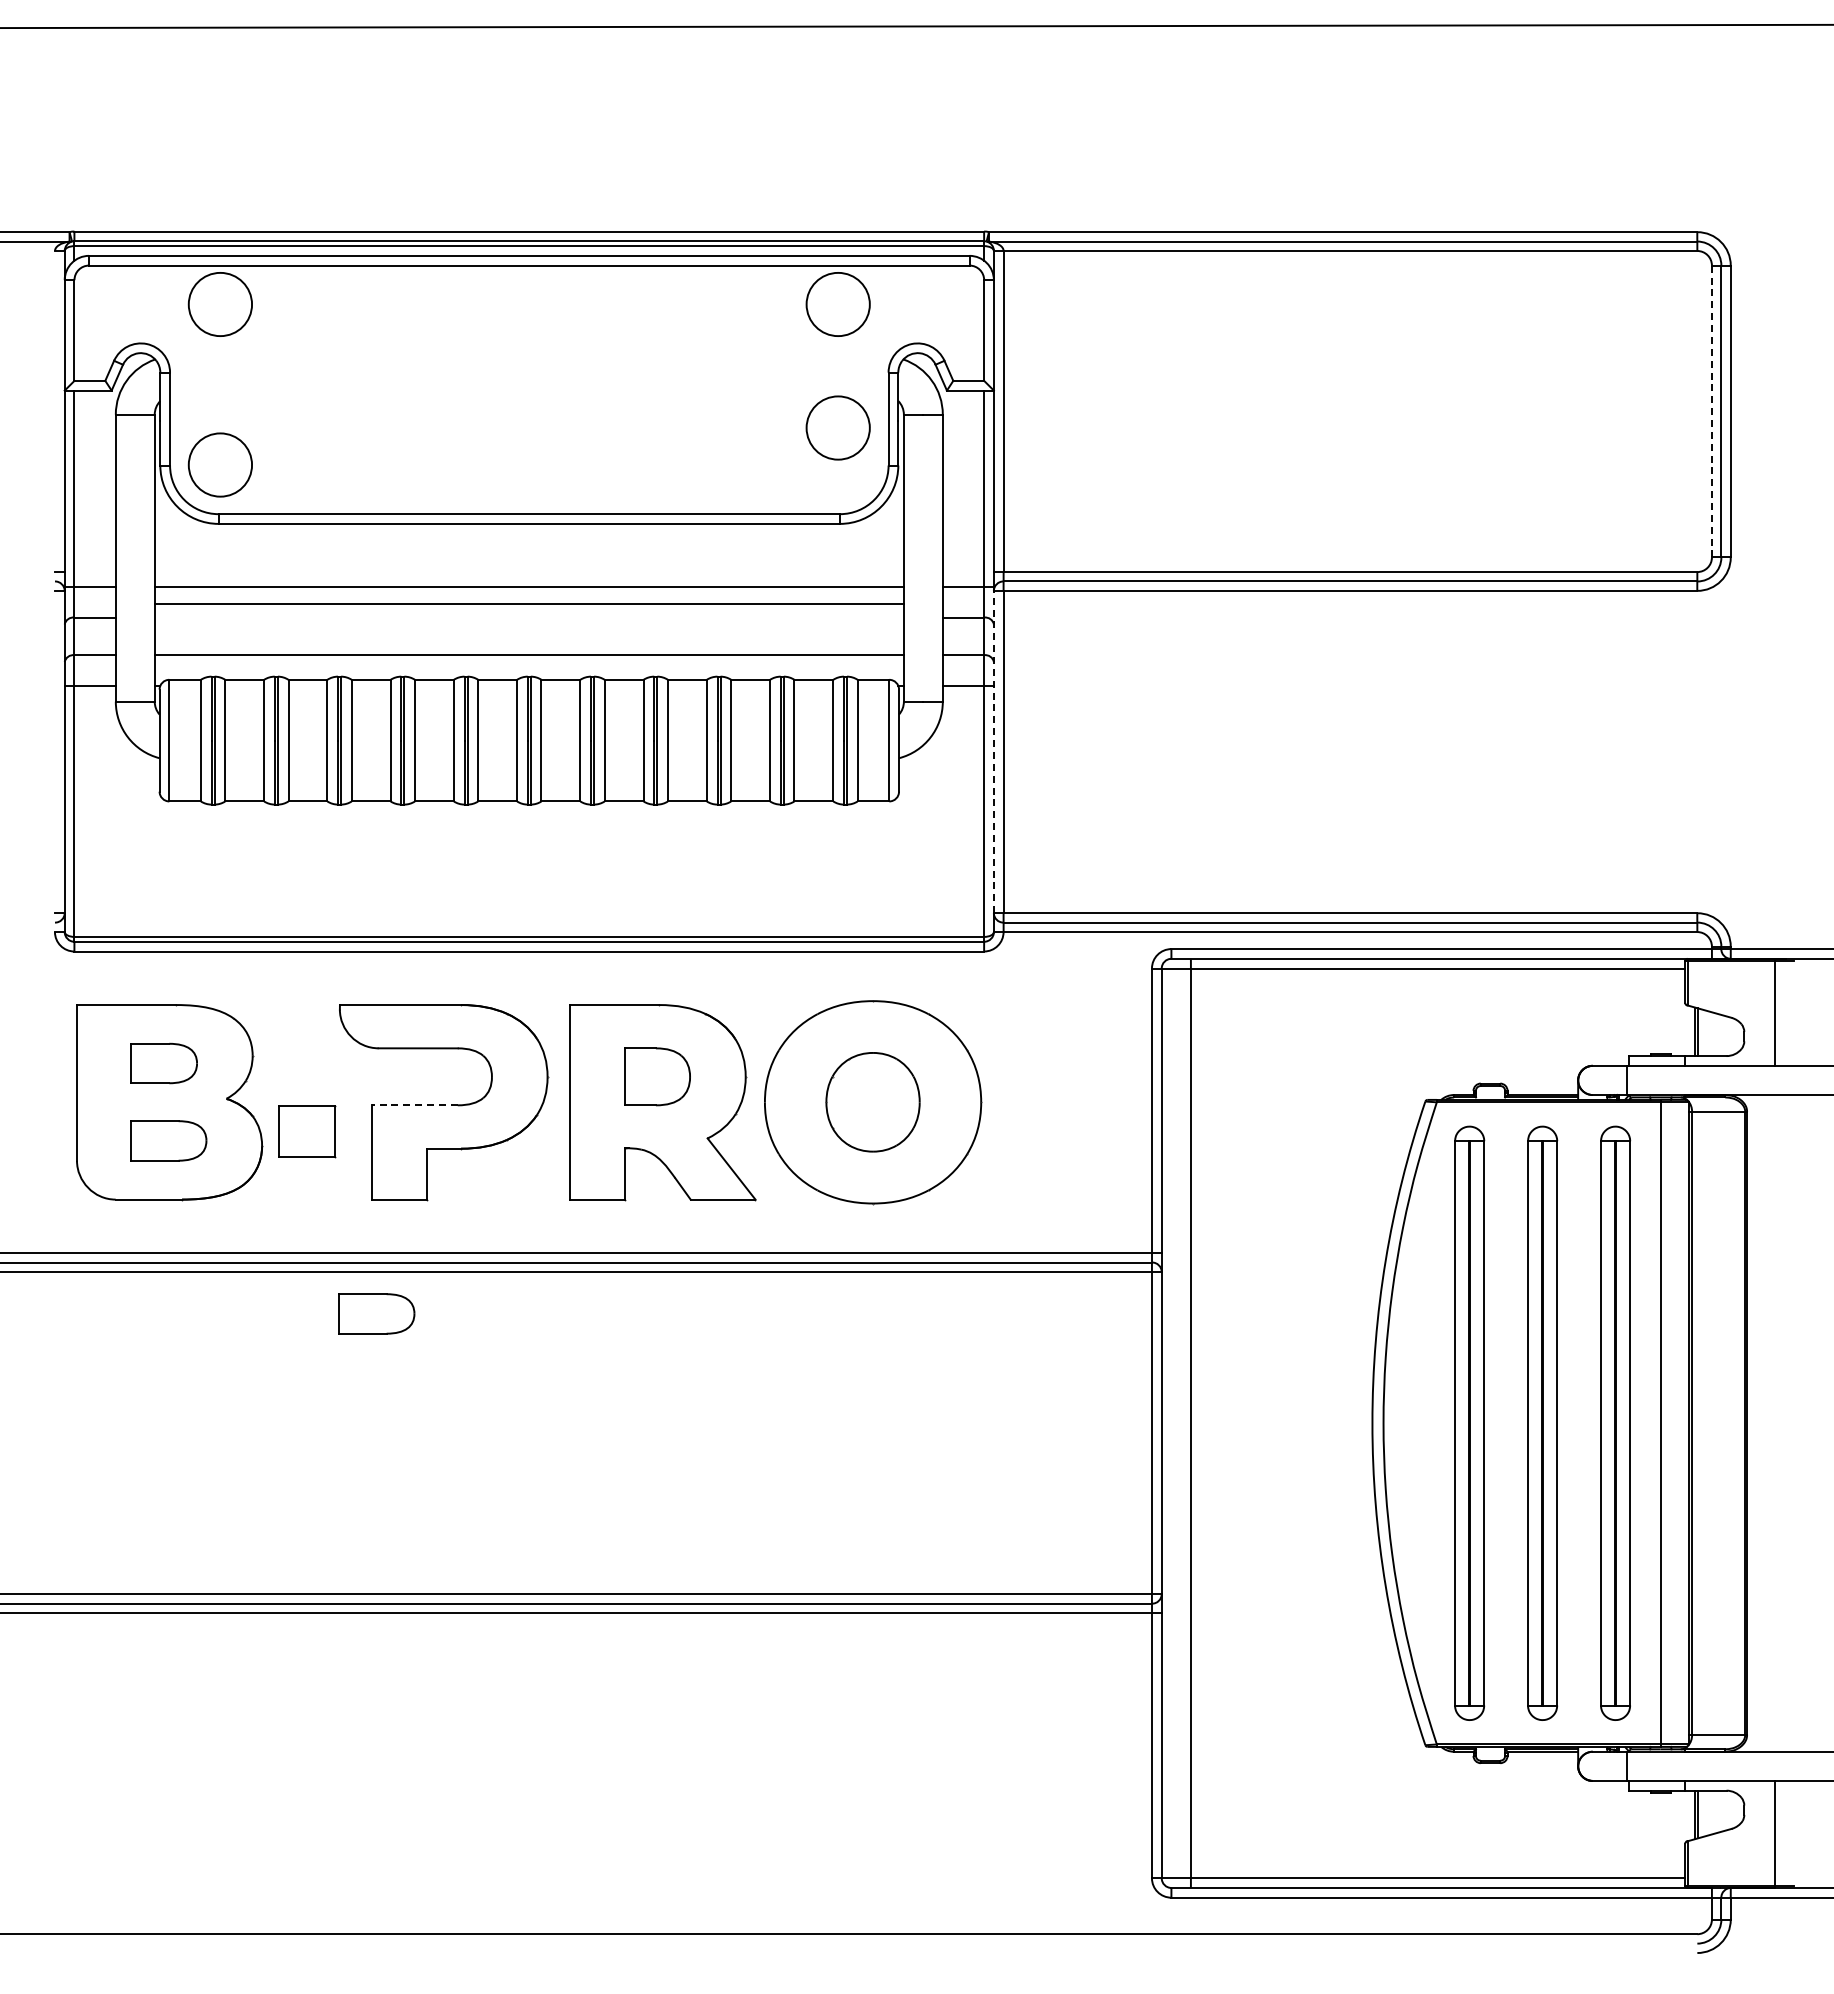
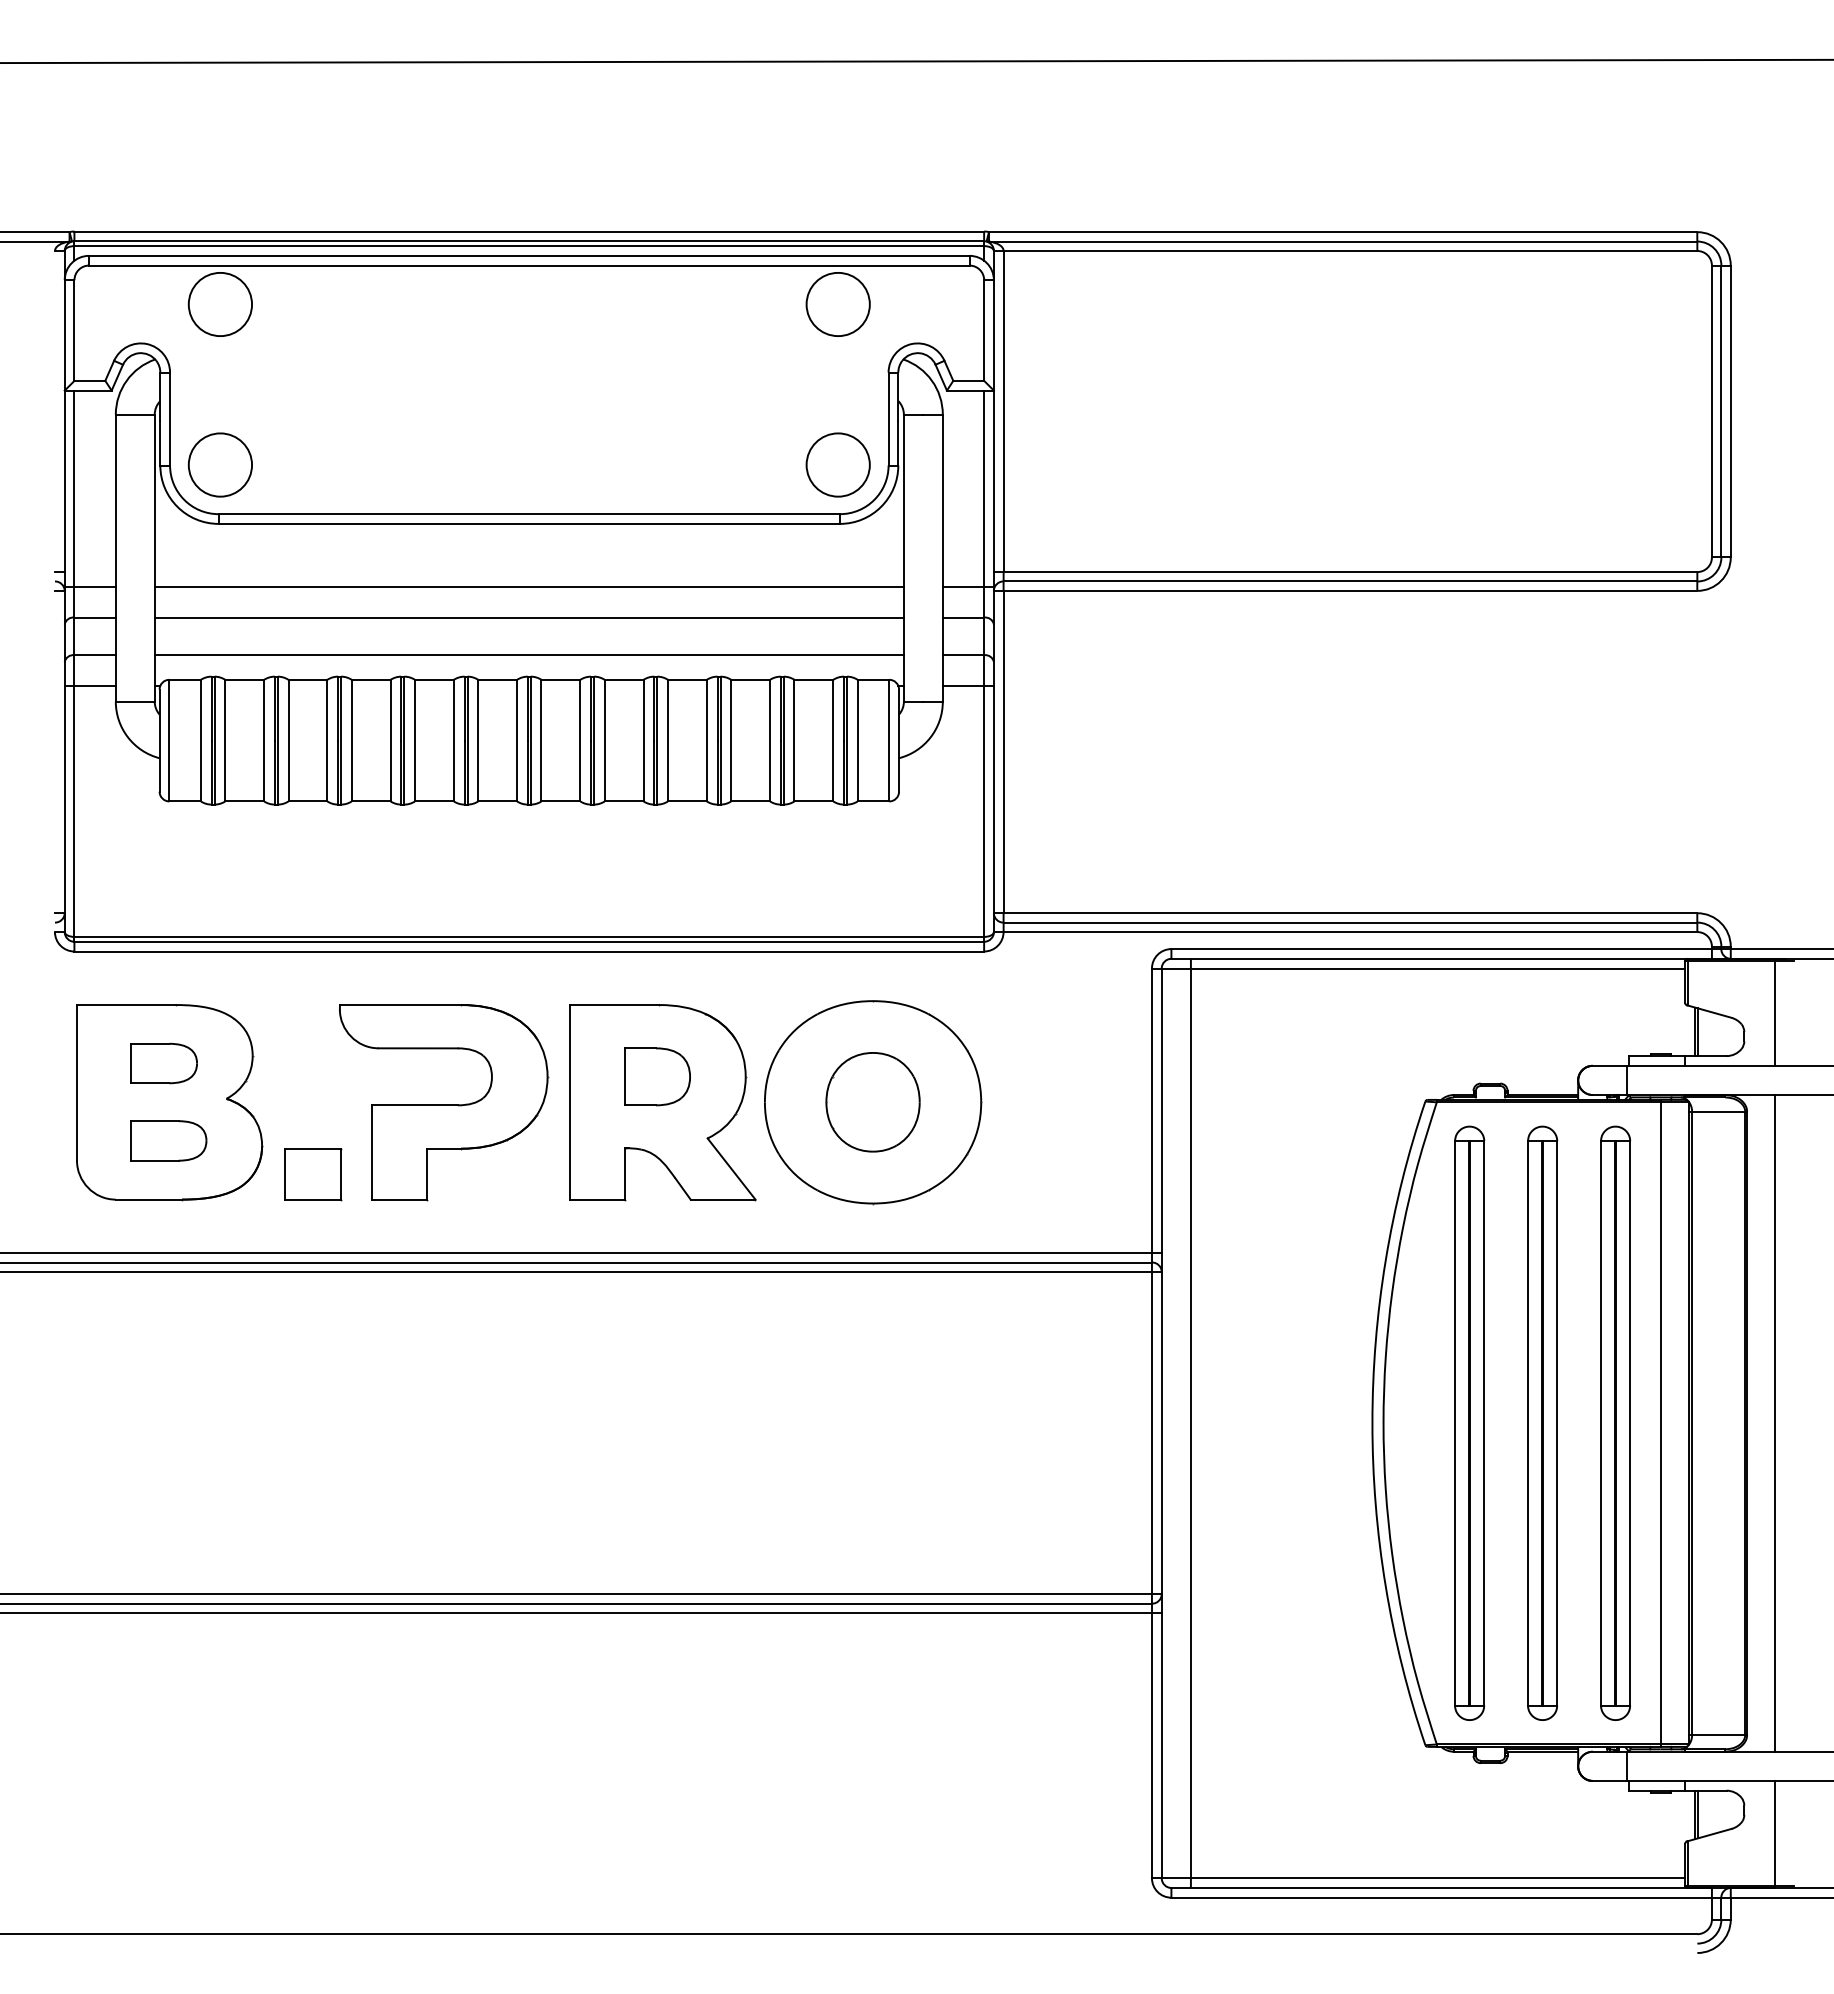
line position: (916, 26) -> (916, 61) (916, 61)
line: dashed -> solid (1711, 411)
circle position: (837, 427) -> (837, 464) (837, 464)
line position: (528, 603) -> (528, 617) (528, 617)
line: dashed -> solid (993, 751)
line: dashed -> solid (414, 1105)
part position: (307, 1131) -> (313, 1174) (313, 1174)
part: present -> none (376, 1313)
line: none -> present (1775, 1423)
